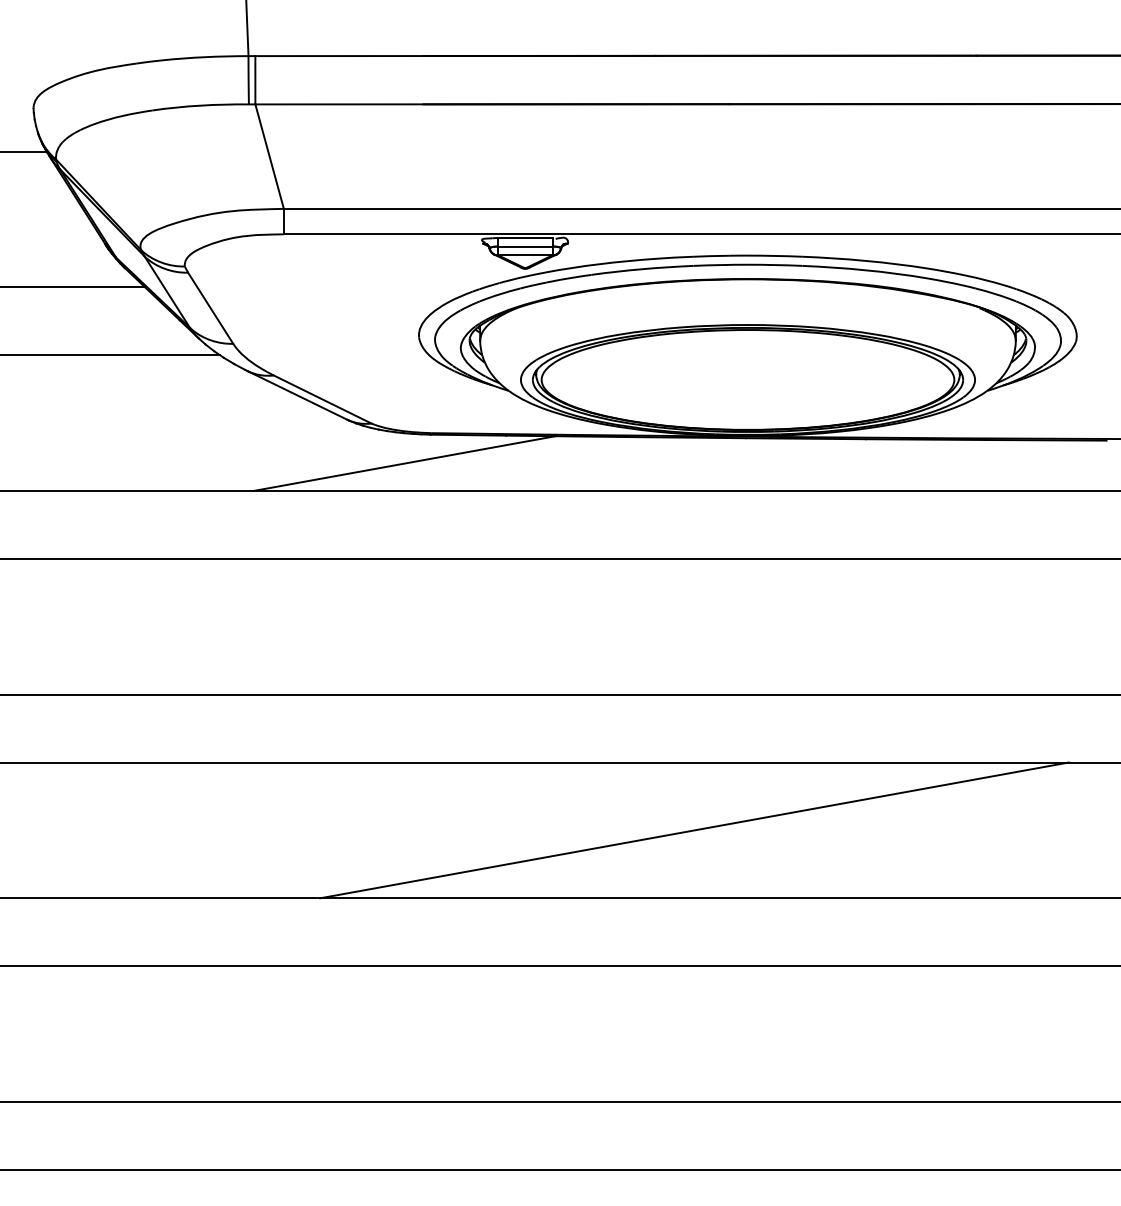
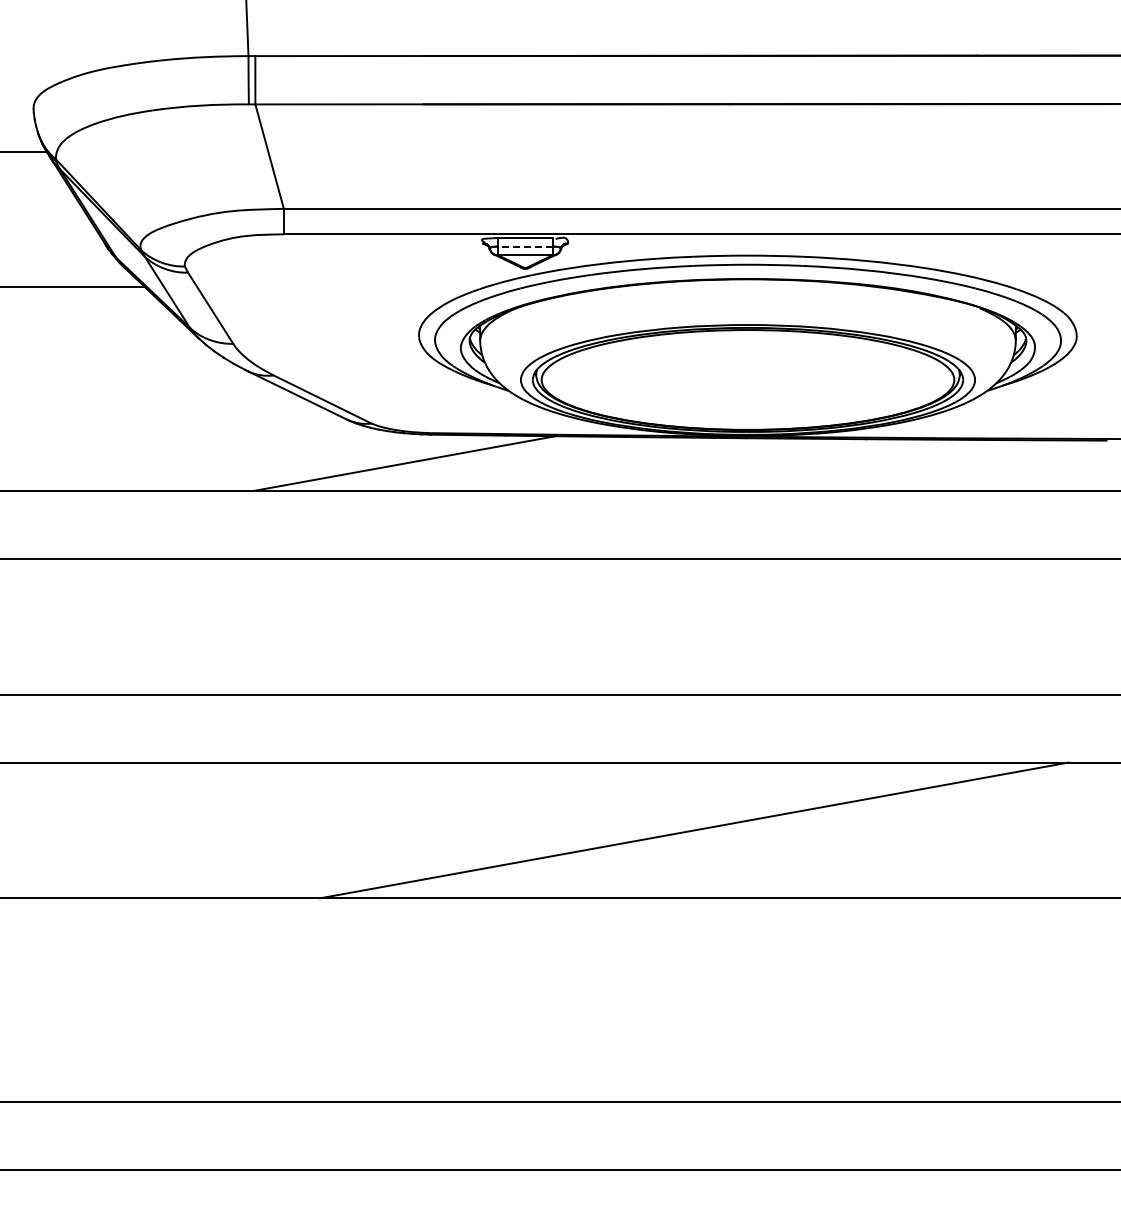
line: solid -> dashed (525, 246)
line: present -> none (111, 355)
line: present -> none (559, 966)
